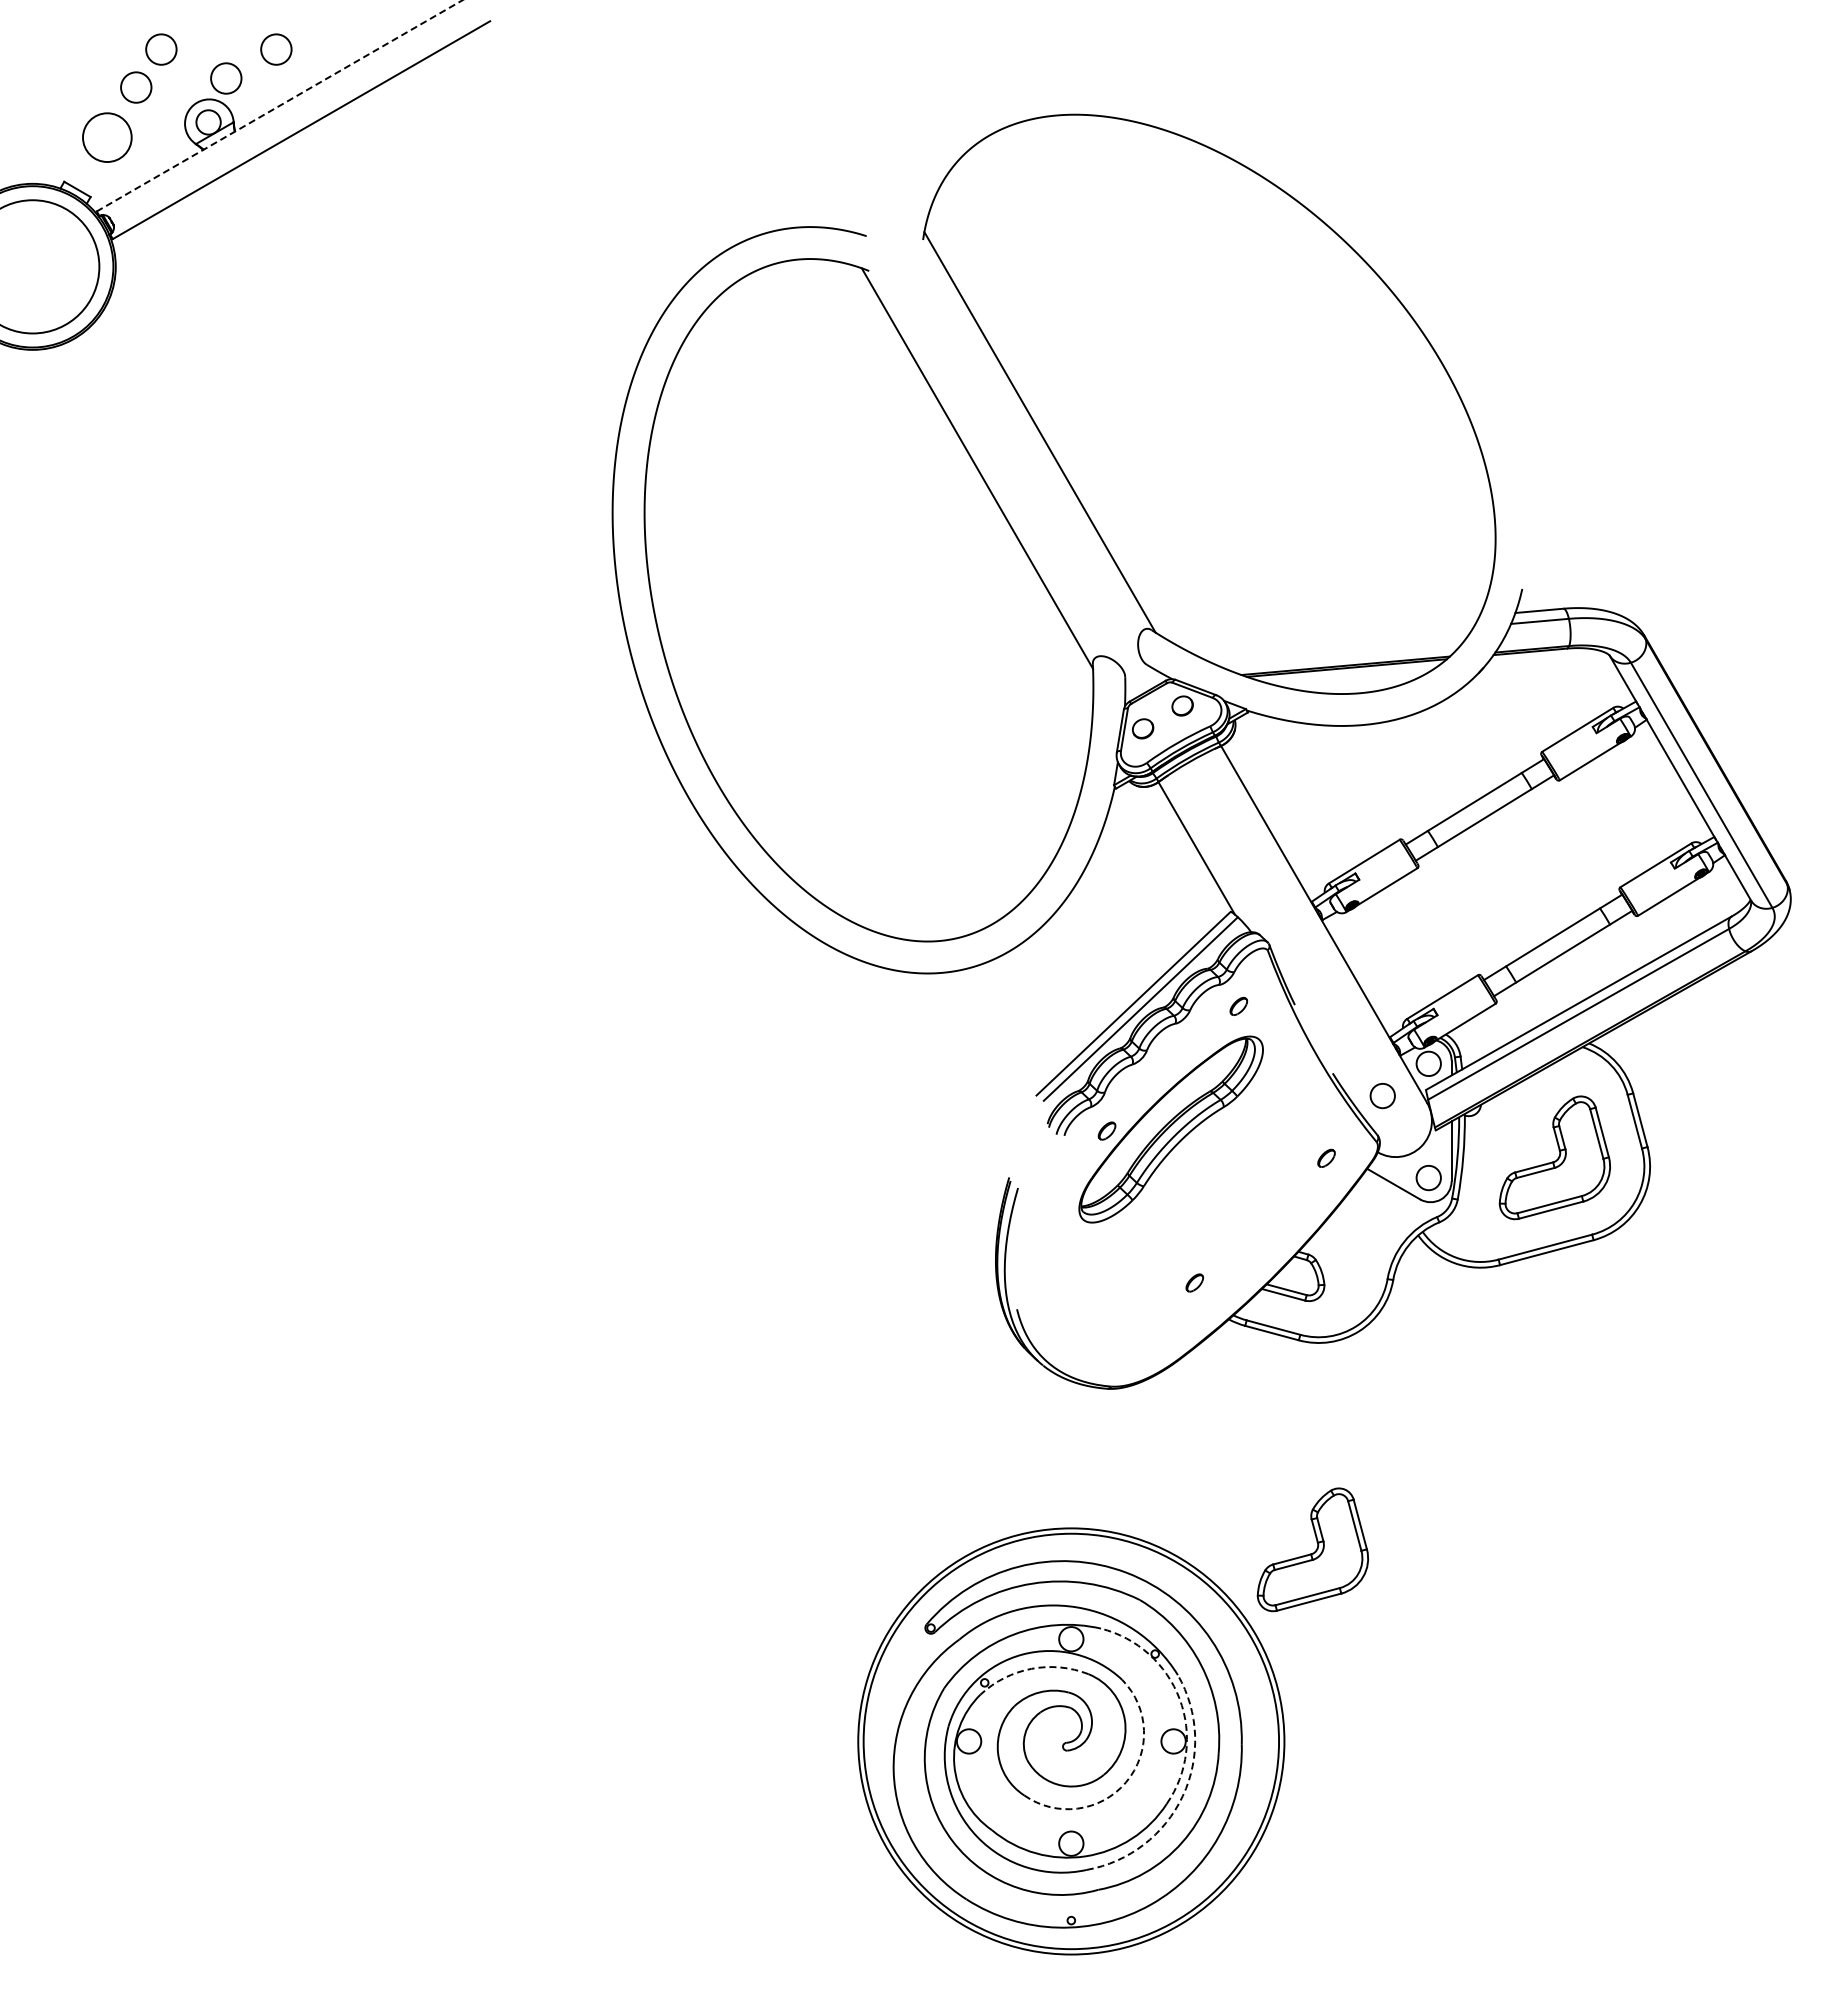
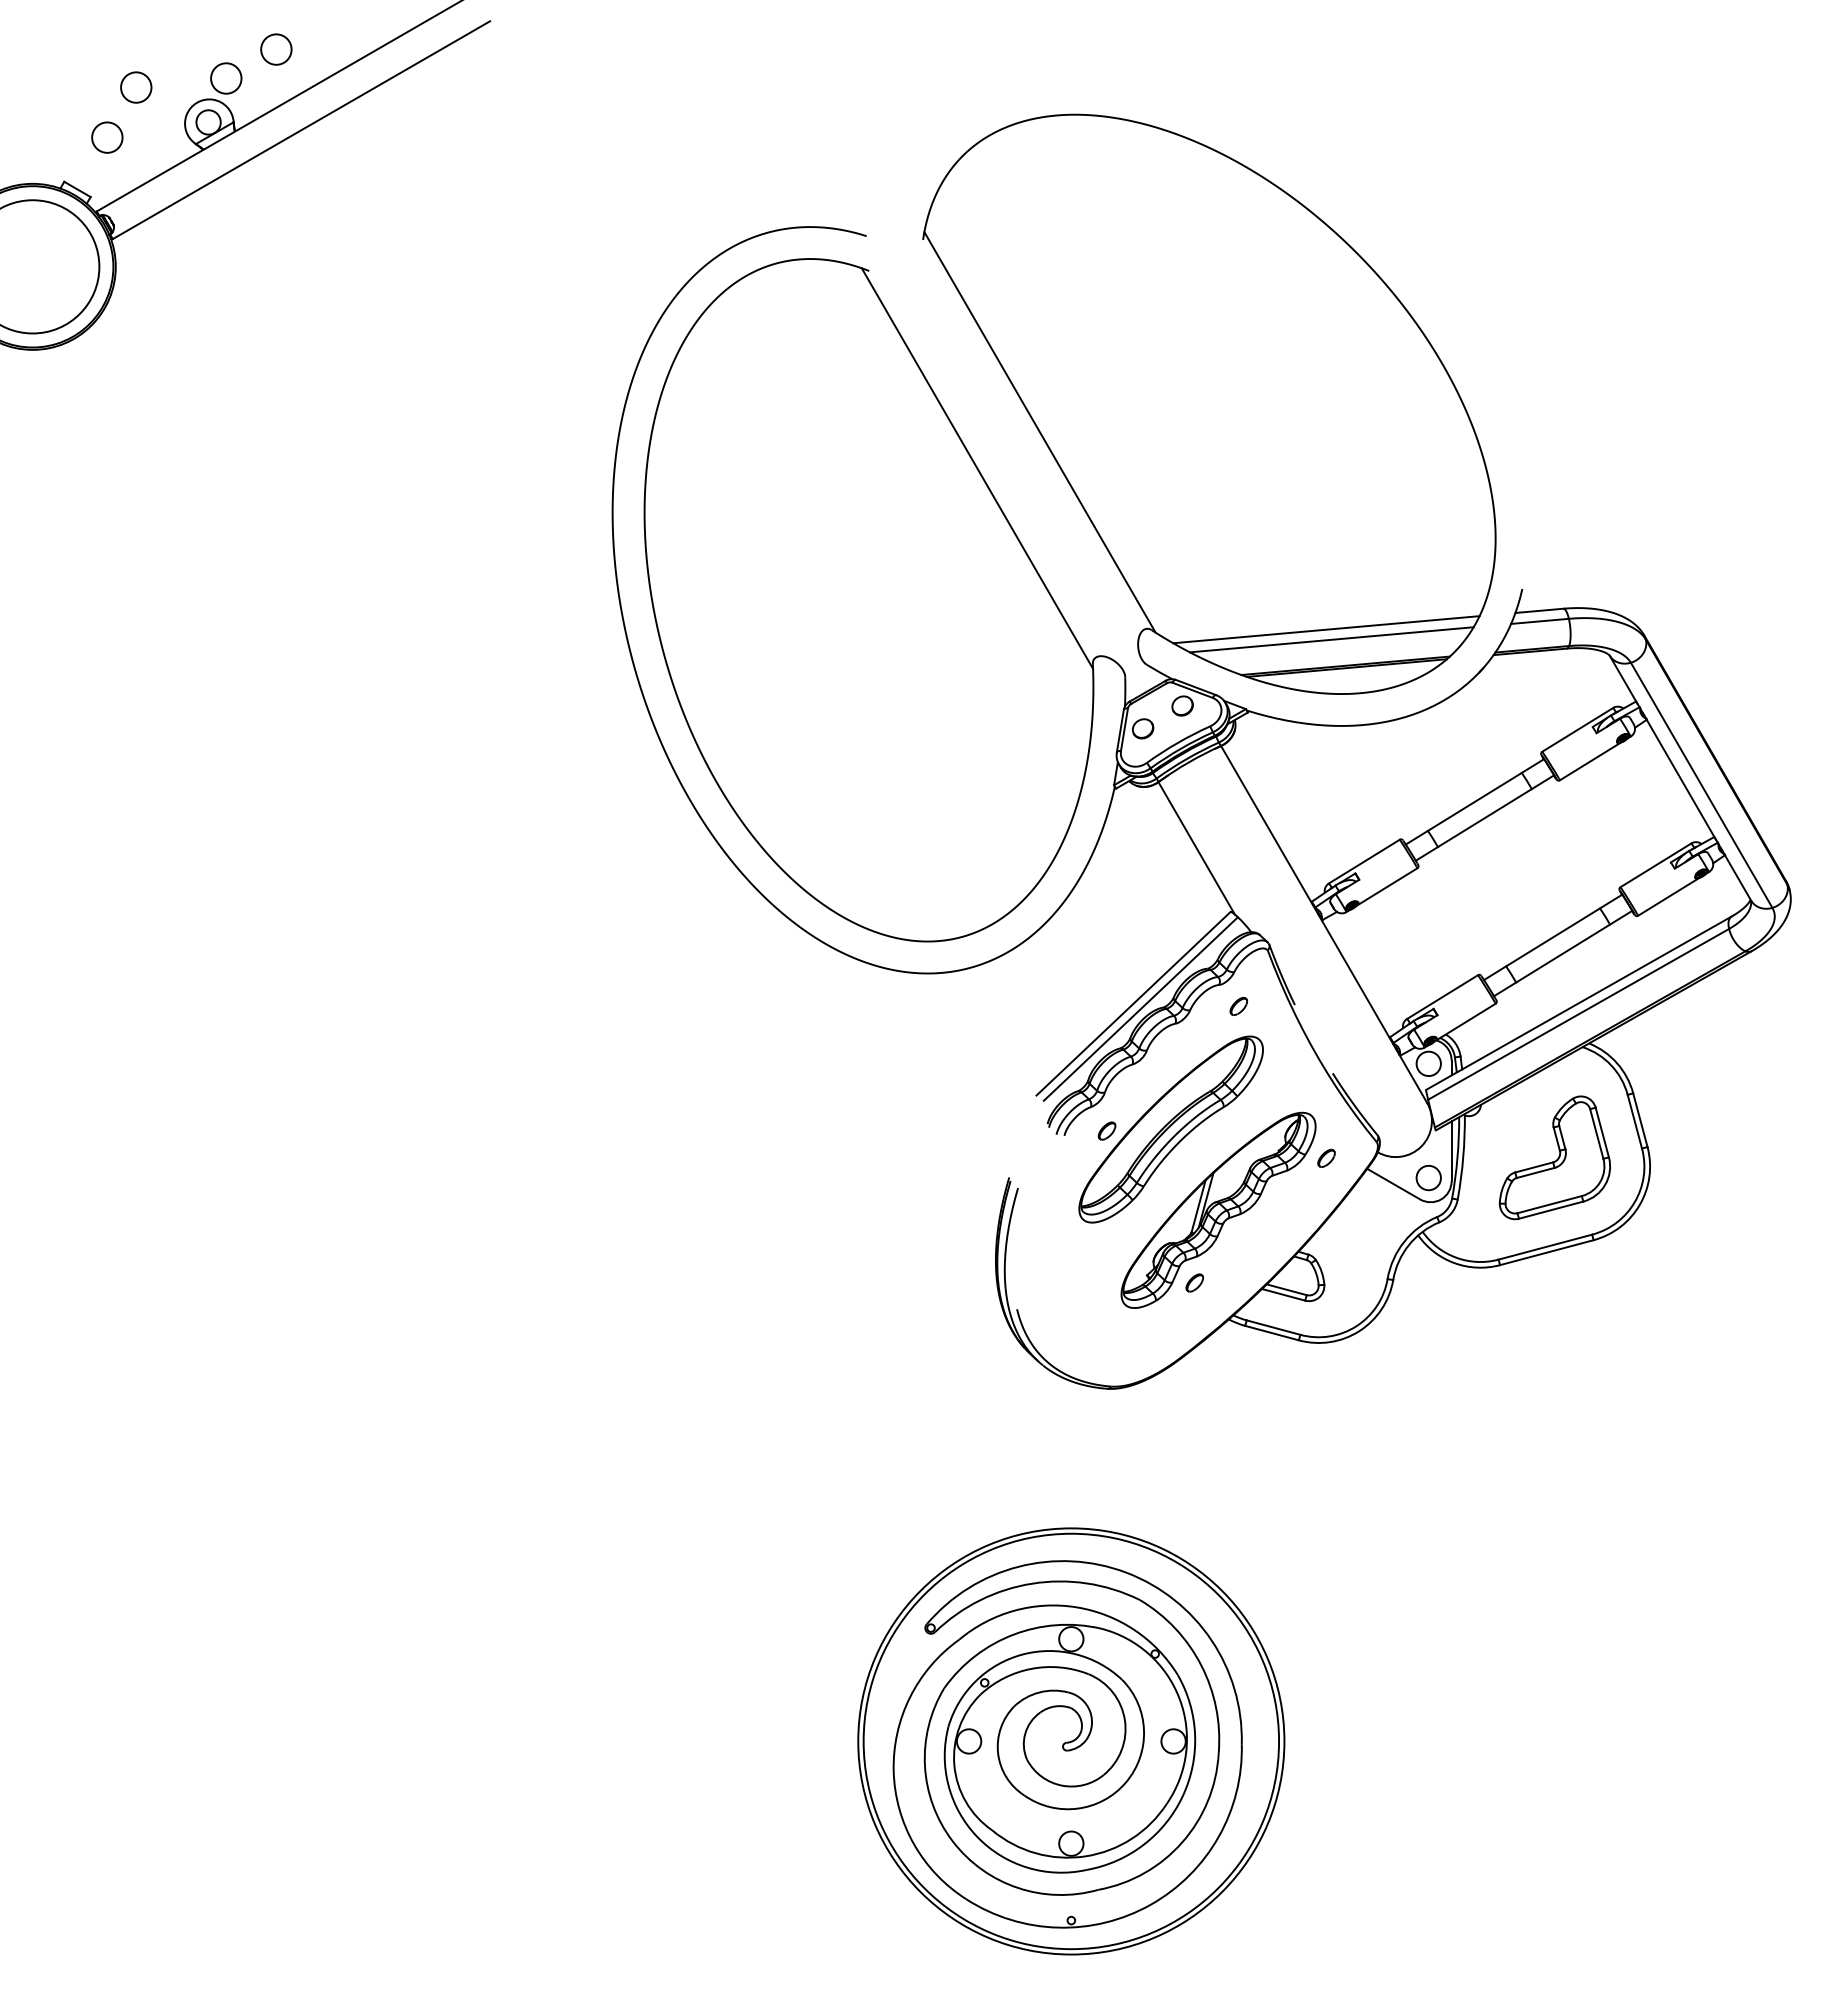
circle: present -> none (161, 49)
line: dashed -> solid (279, 105)
circle diameter: 49 px -> 30 px (107, 137)
line: none -> present (1326, 629)
line: none -> present (1331, 639)
circle: present -> none (1382, 1096)
part: none -> present (1218, 1209)
part: present -> none (1312, 1549)
arc: dashed -> solid (1031, 1668)
arc: dashed -> solid (1179, 1699)
arc: dashed -> solid (1126, 1782)
arc: dashed -> solid (1182, 1796)
